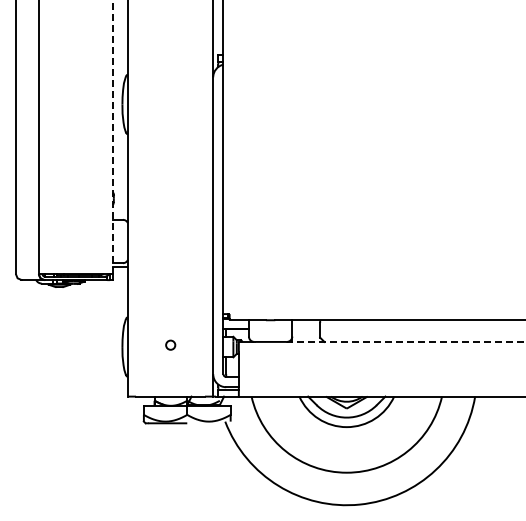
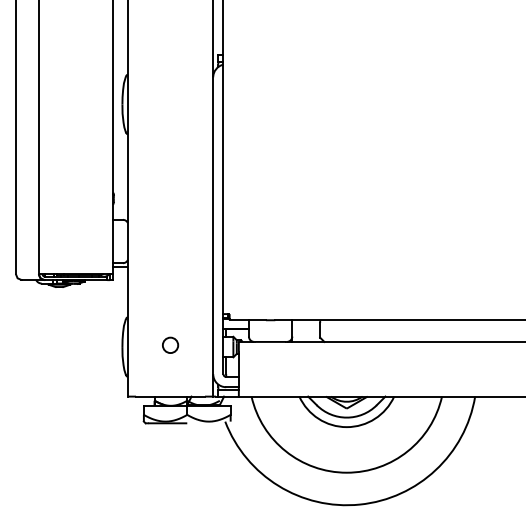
line: dashed -> solid (113, 137)
line: dashed -> solid (406, 341)
circle size: 12x12 px -> 18x18 px (170, 344)
